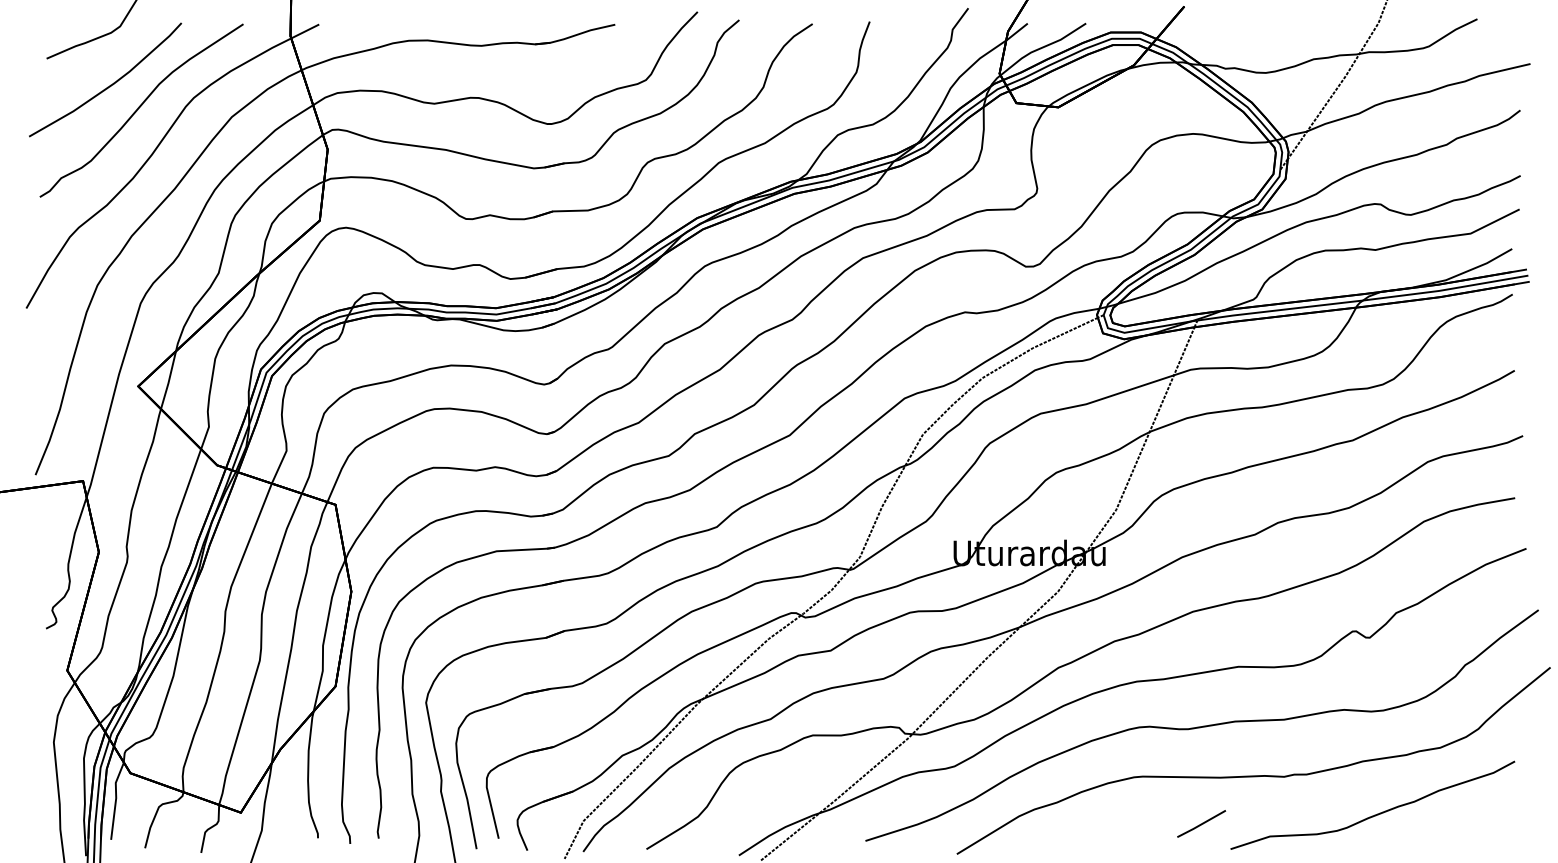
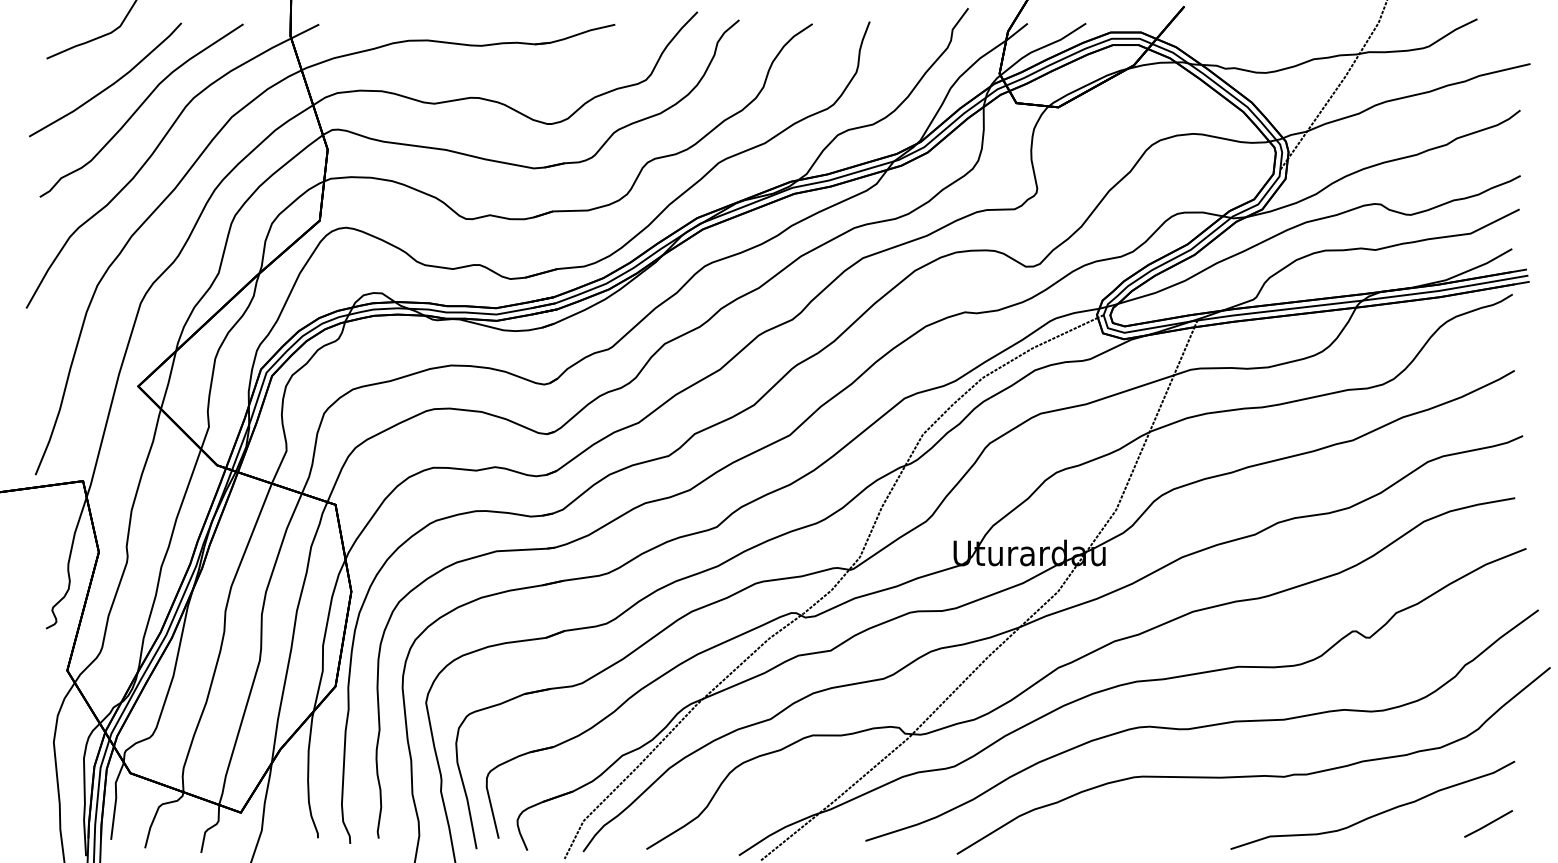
line position: (1201, 823) -> (1488, 823) (1488, 823)
